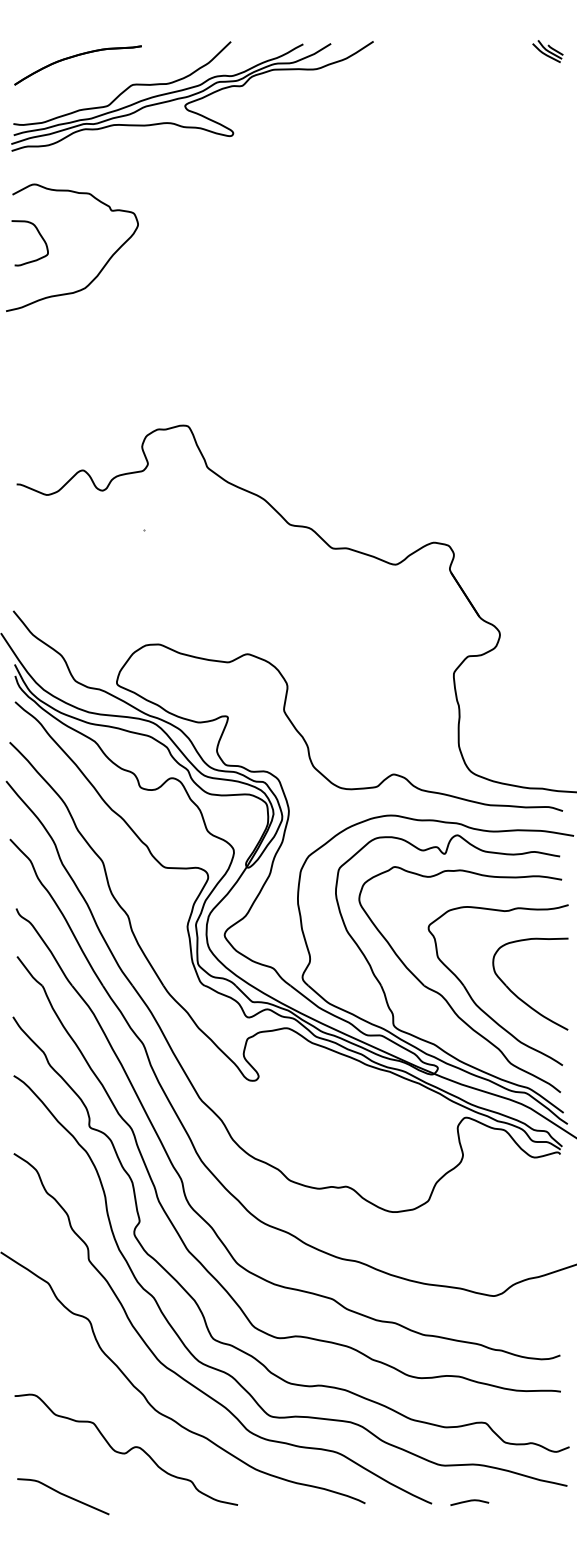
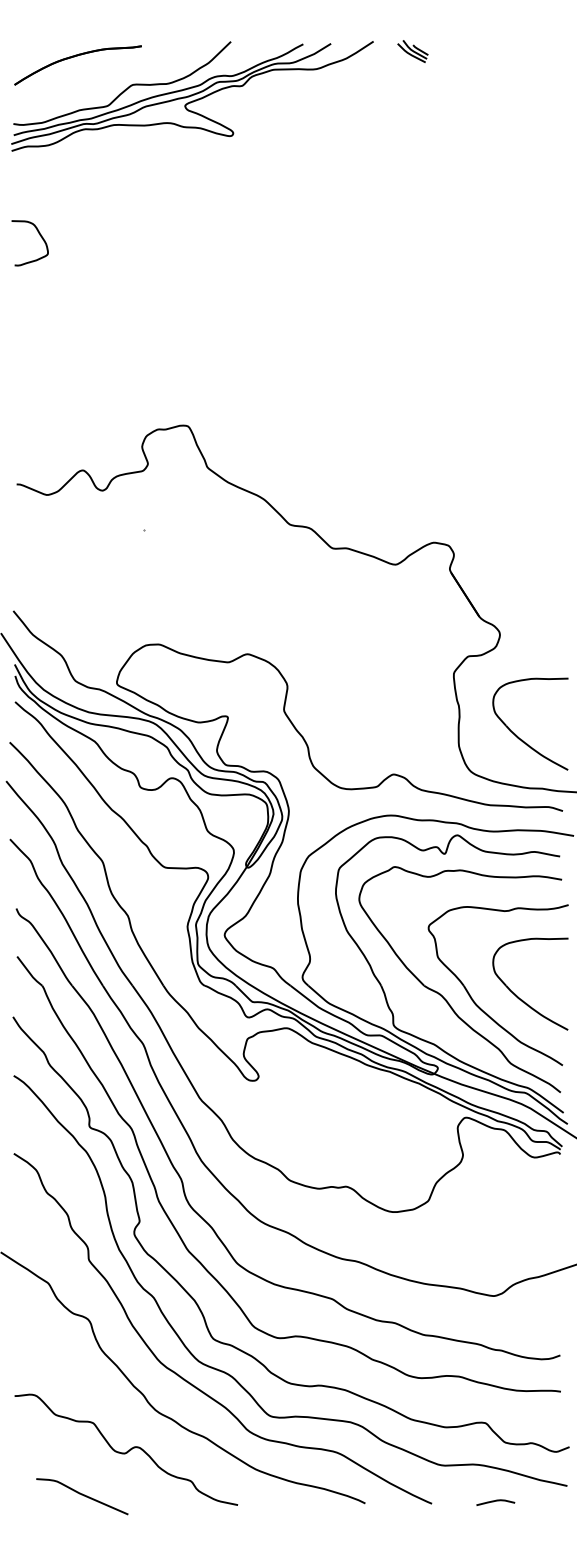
part position: (547, 51) -> (412, 51) (412, 51)
curve: present -> none (101, 268)
part: none -> present (517, 735)
curve position: (63, 1495) -> (82, 1495) (82, 1495)
curve position: (469, 1501) -> (495, 1501) (495, 1501)
